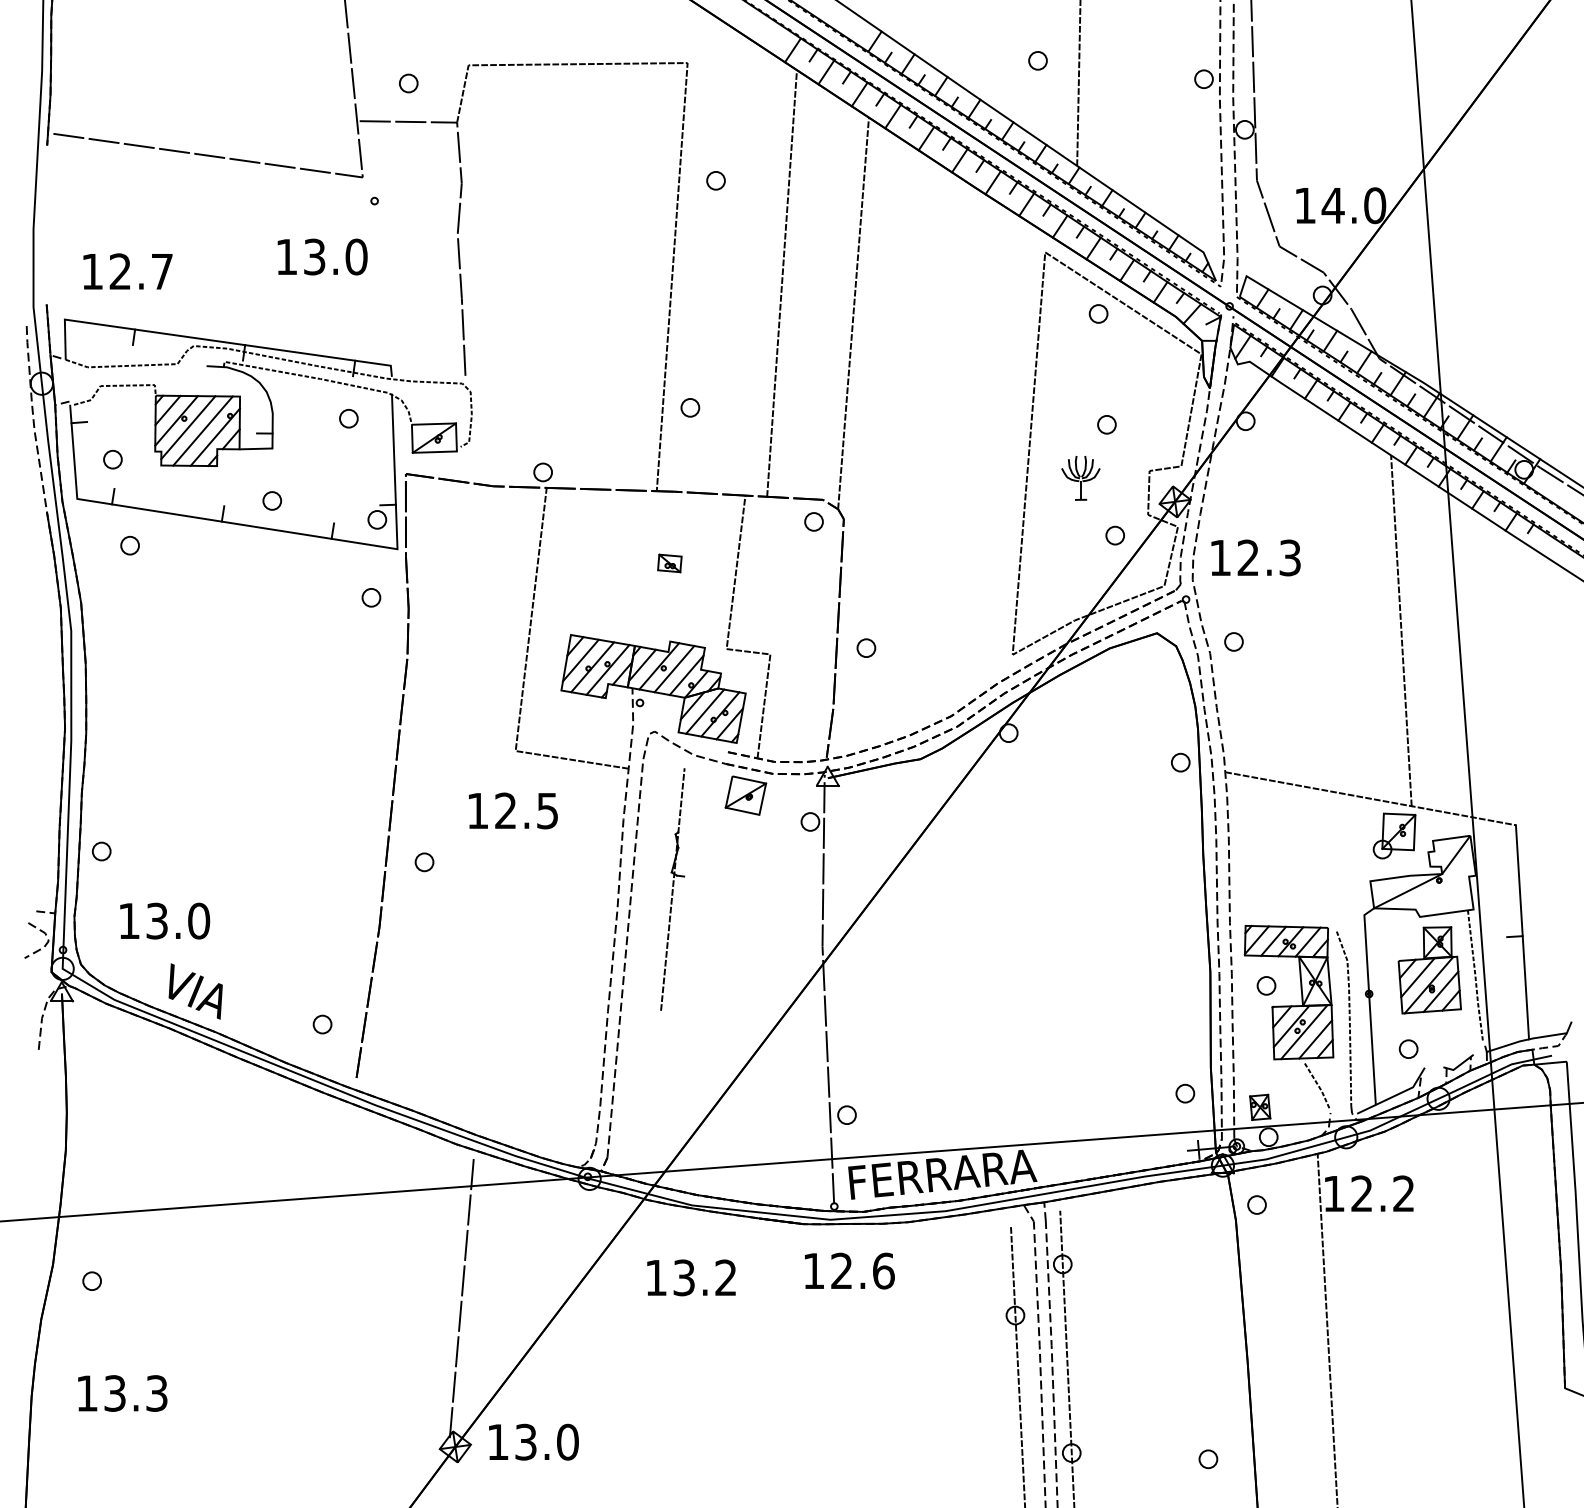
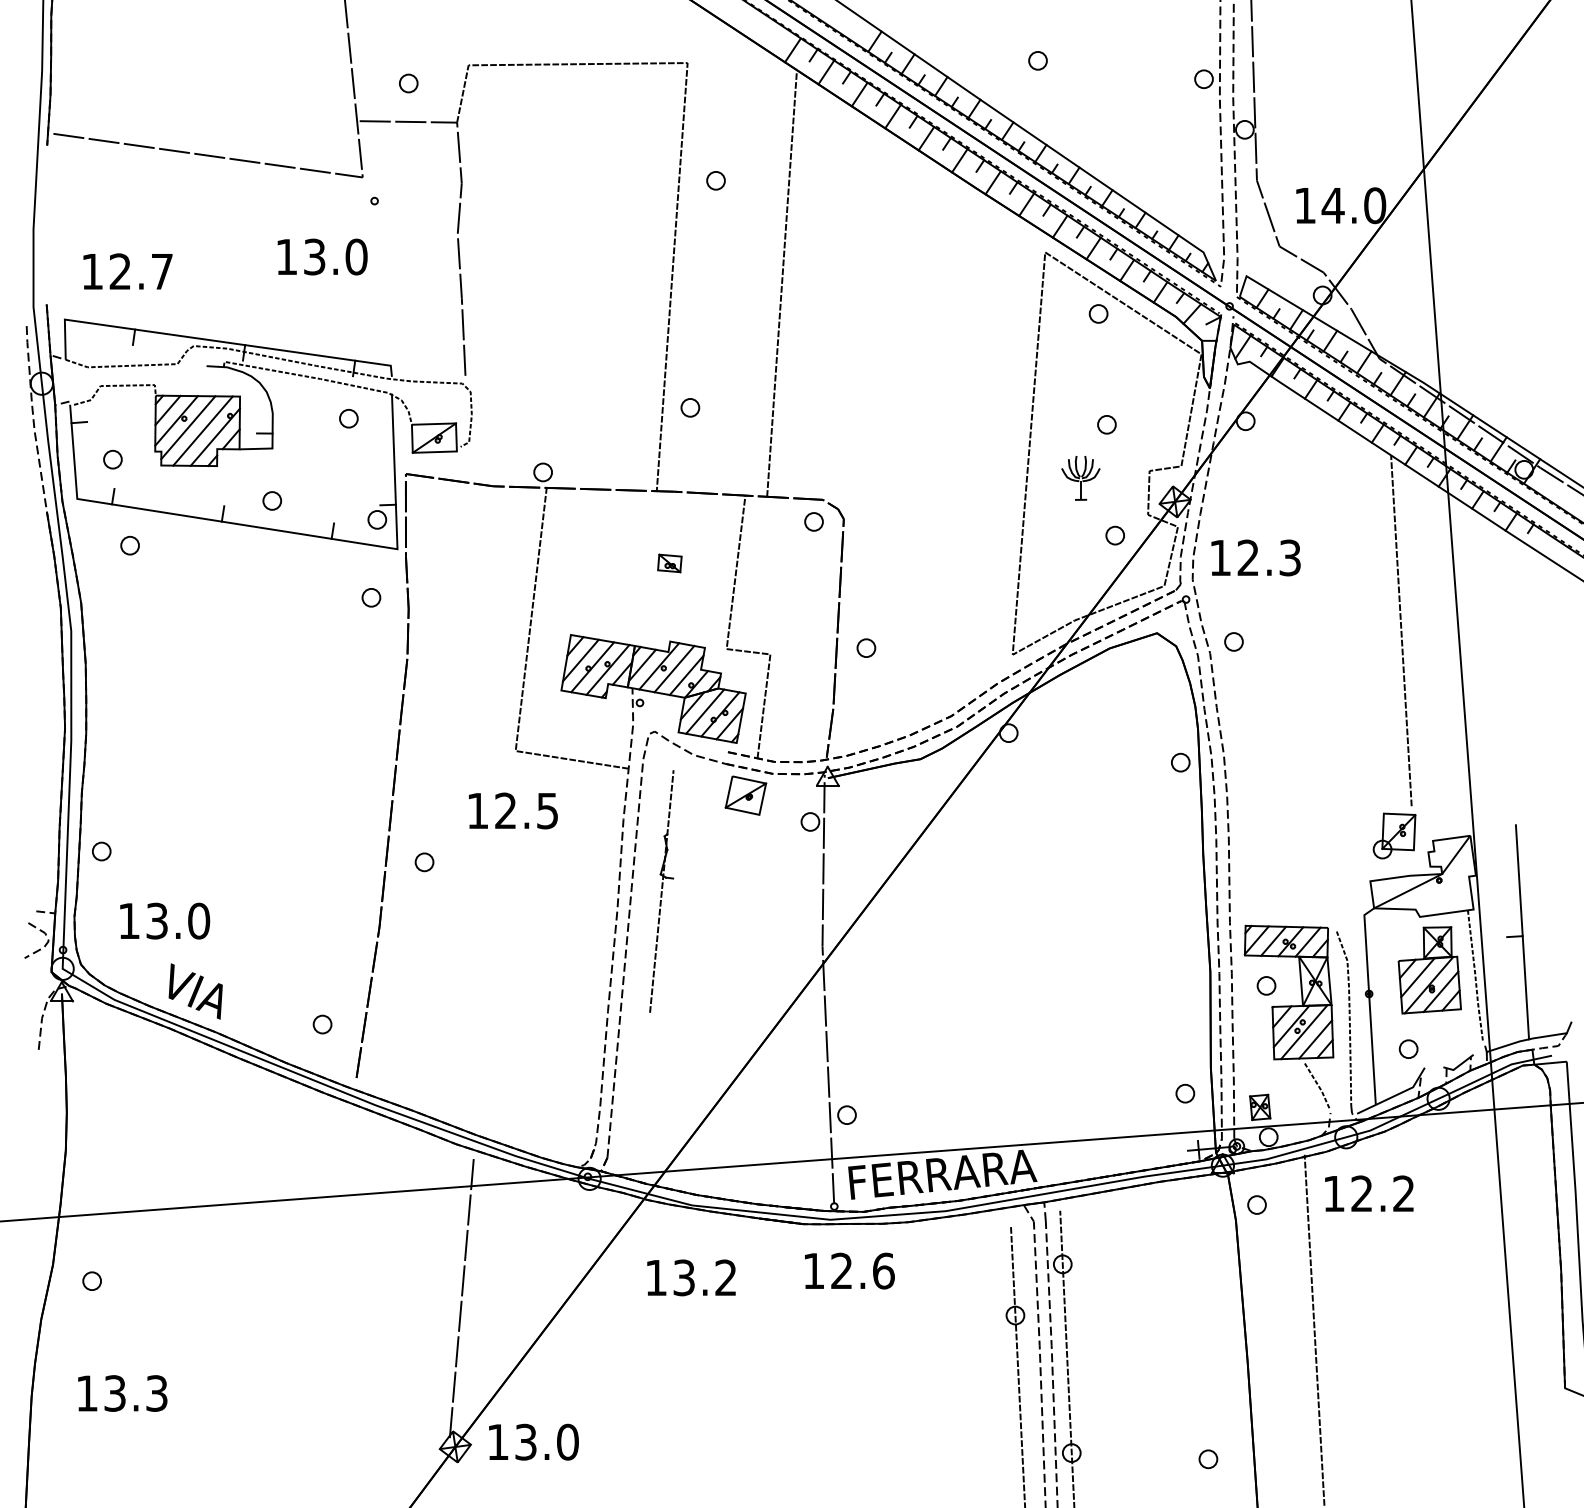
line: present -> none (1078, 83)
line: present -> none (853, 313)
line: present -> none (1370, 798)
part position: (672, 889) -> (661, 891) (661, 891)
line position: (1327, 1328) -> (1314, 1329) (1314, 1329)
